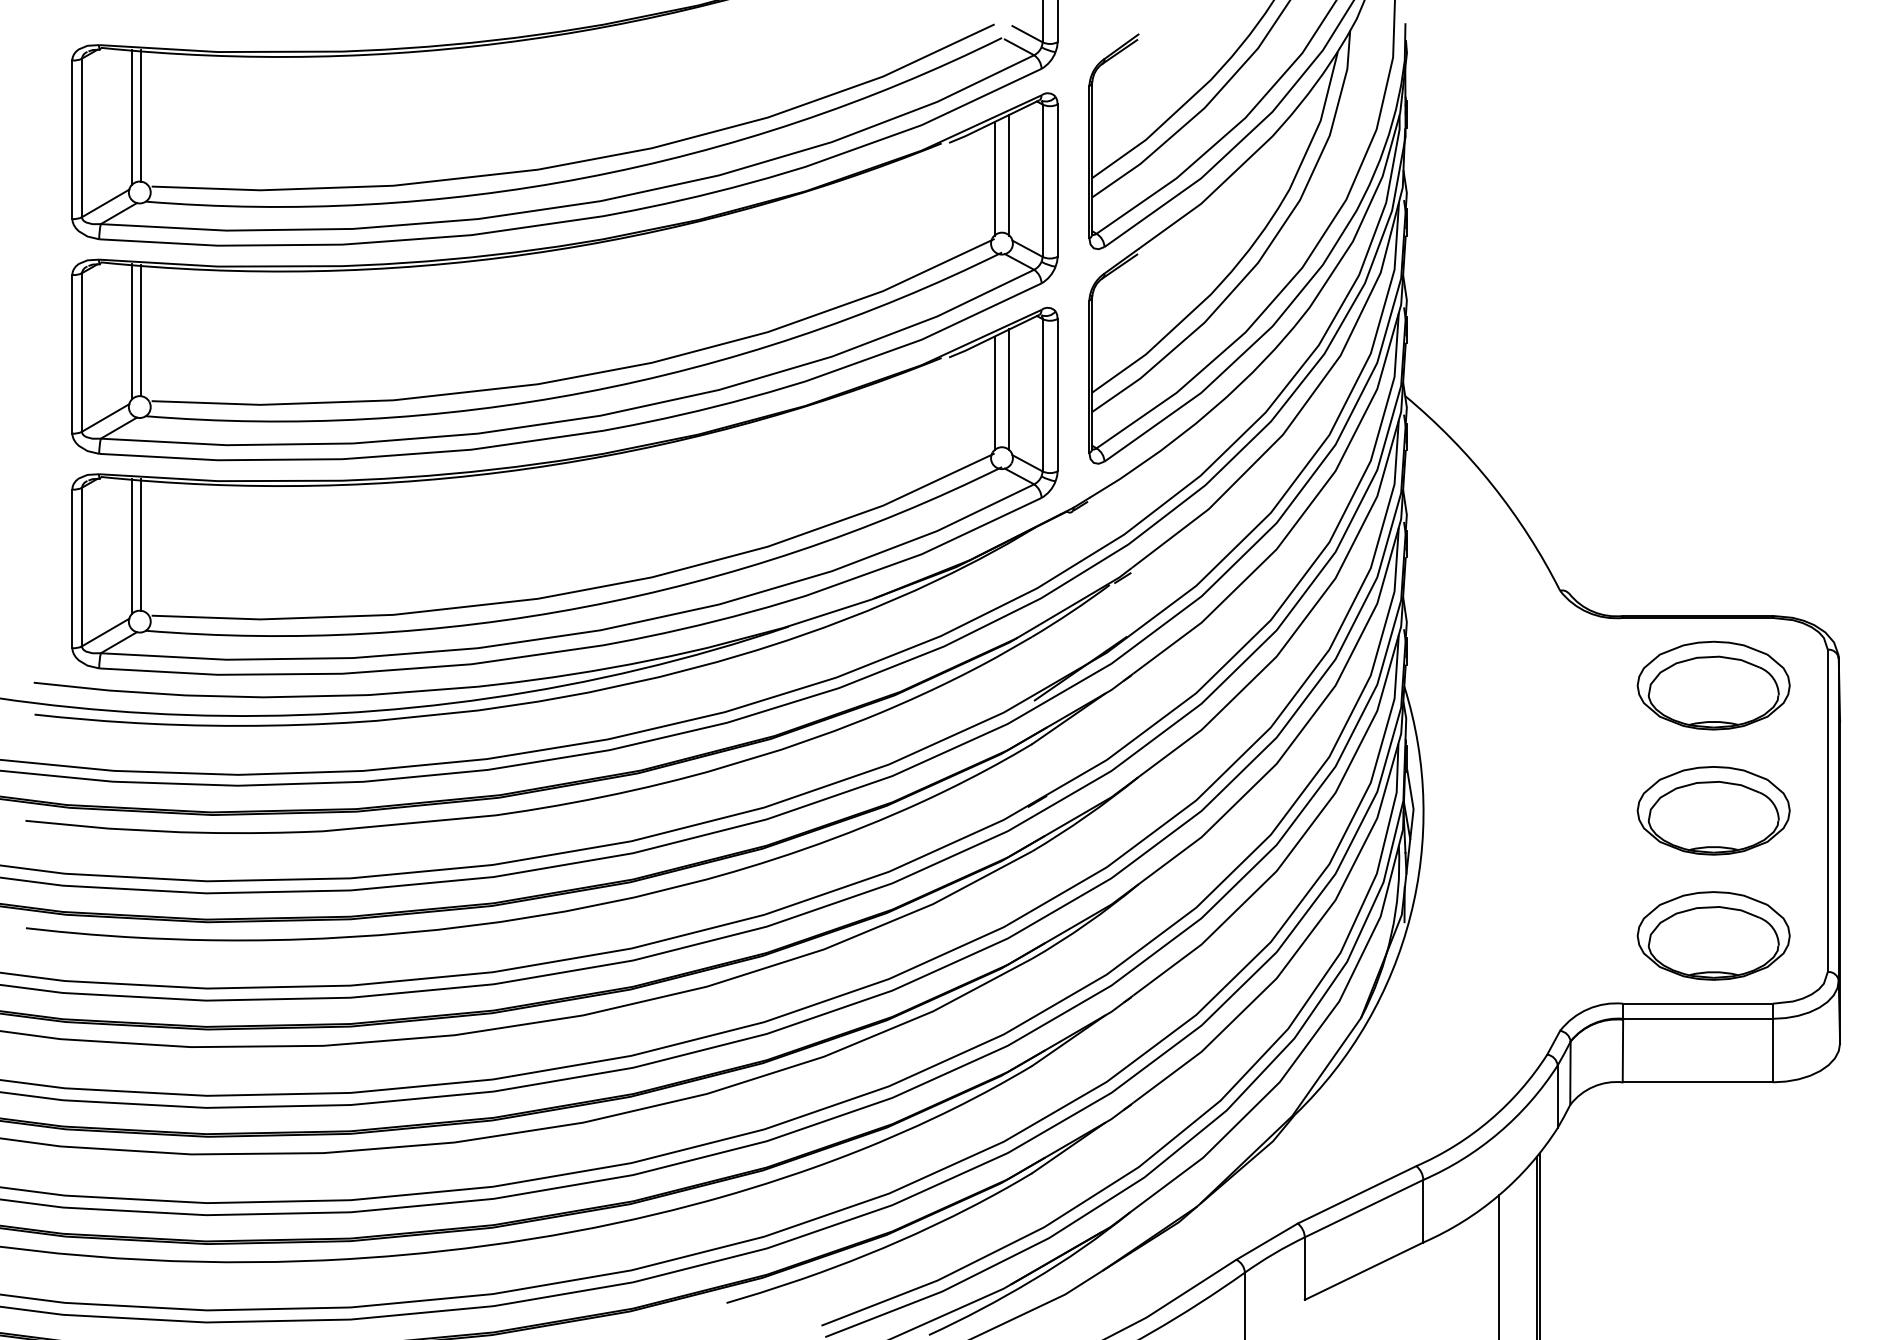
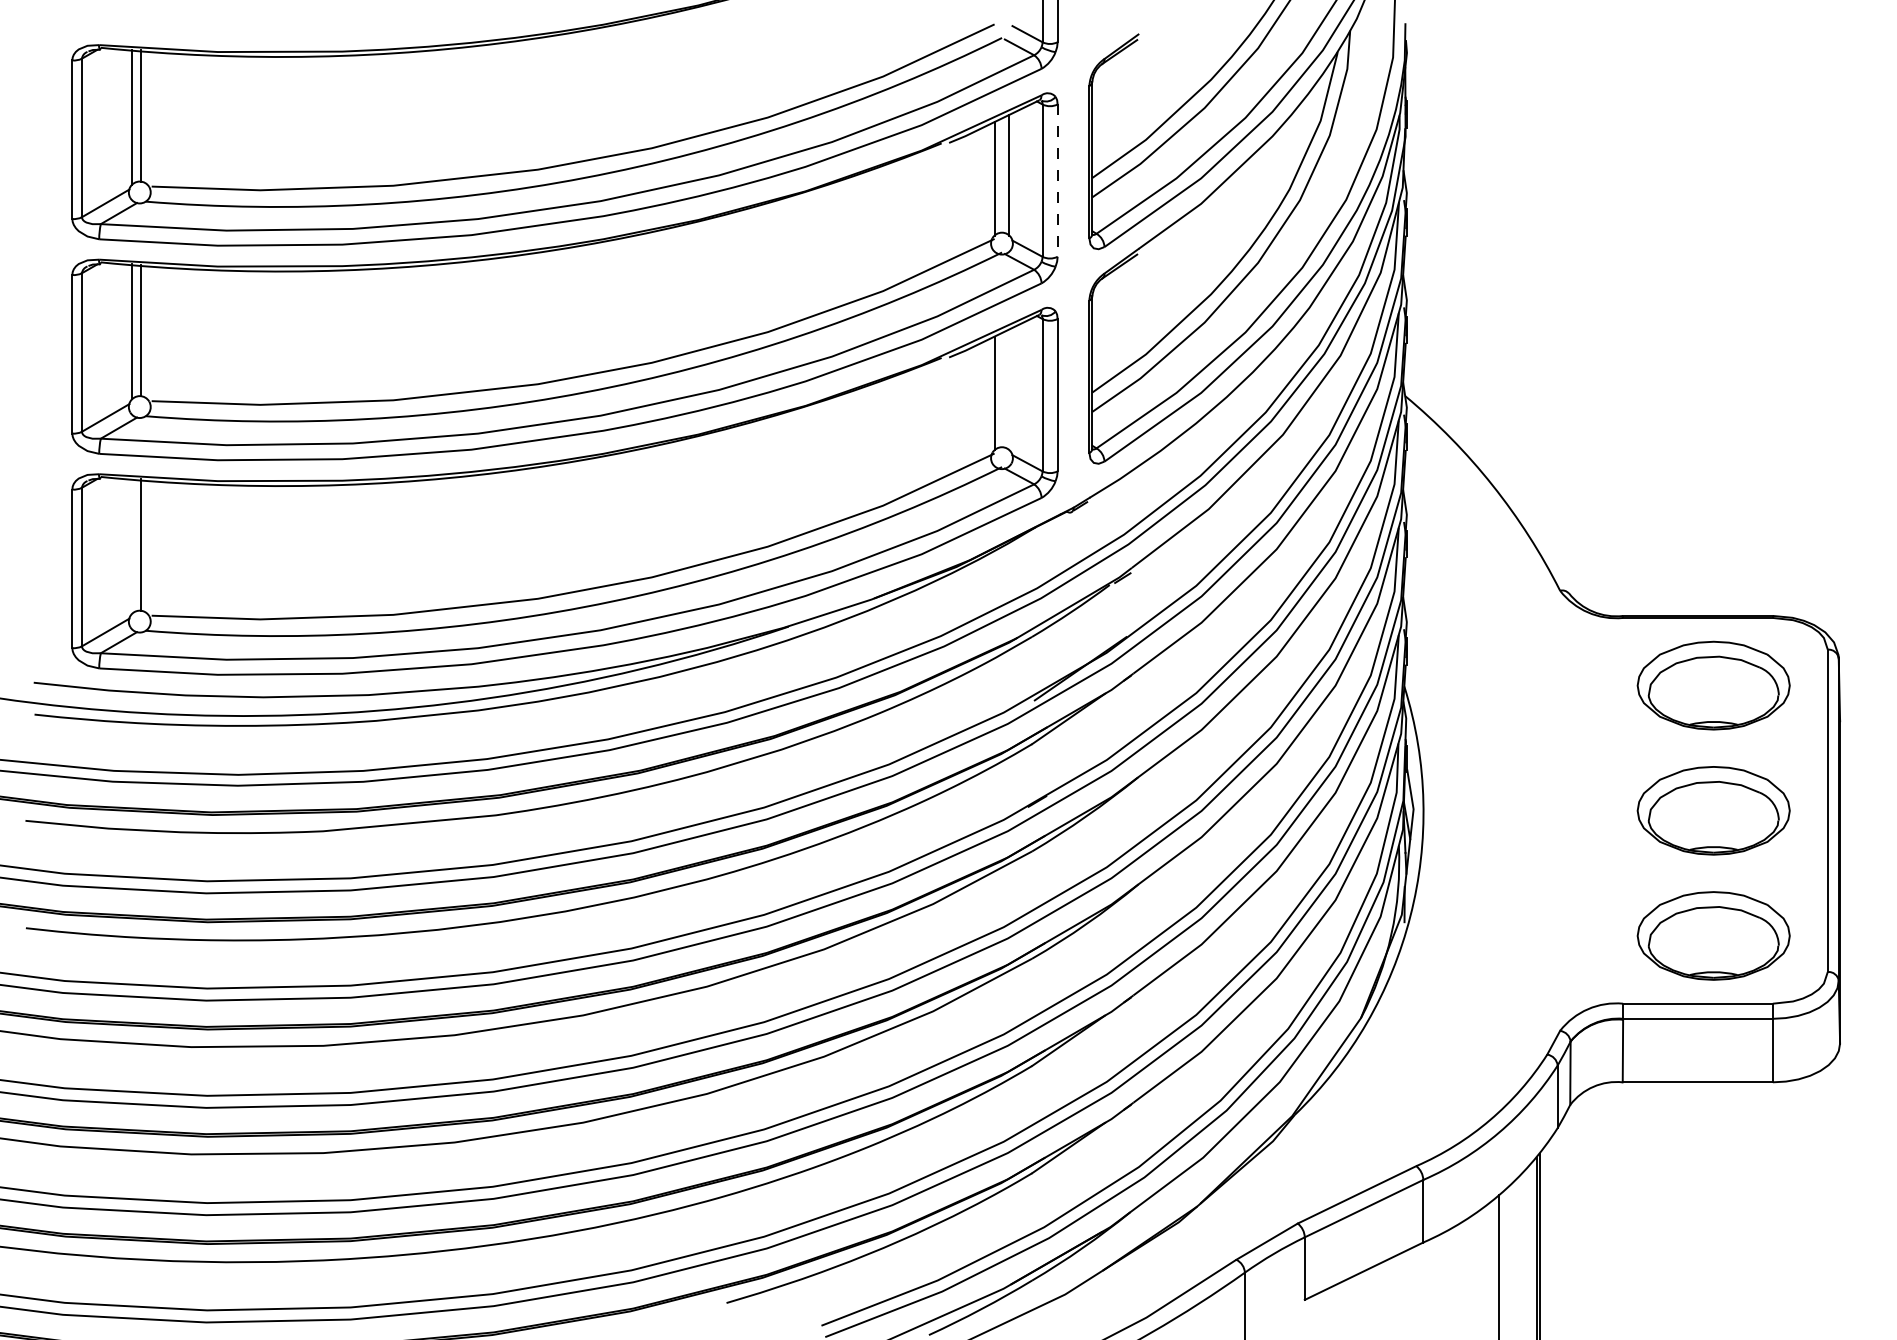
line: solid -> dashed (1057, 181)
line: present -> none (1009, 389)
line: present -> none (132, 545)
